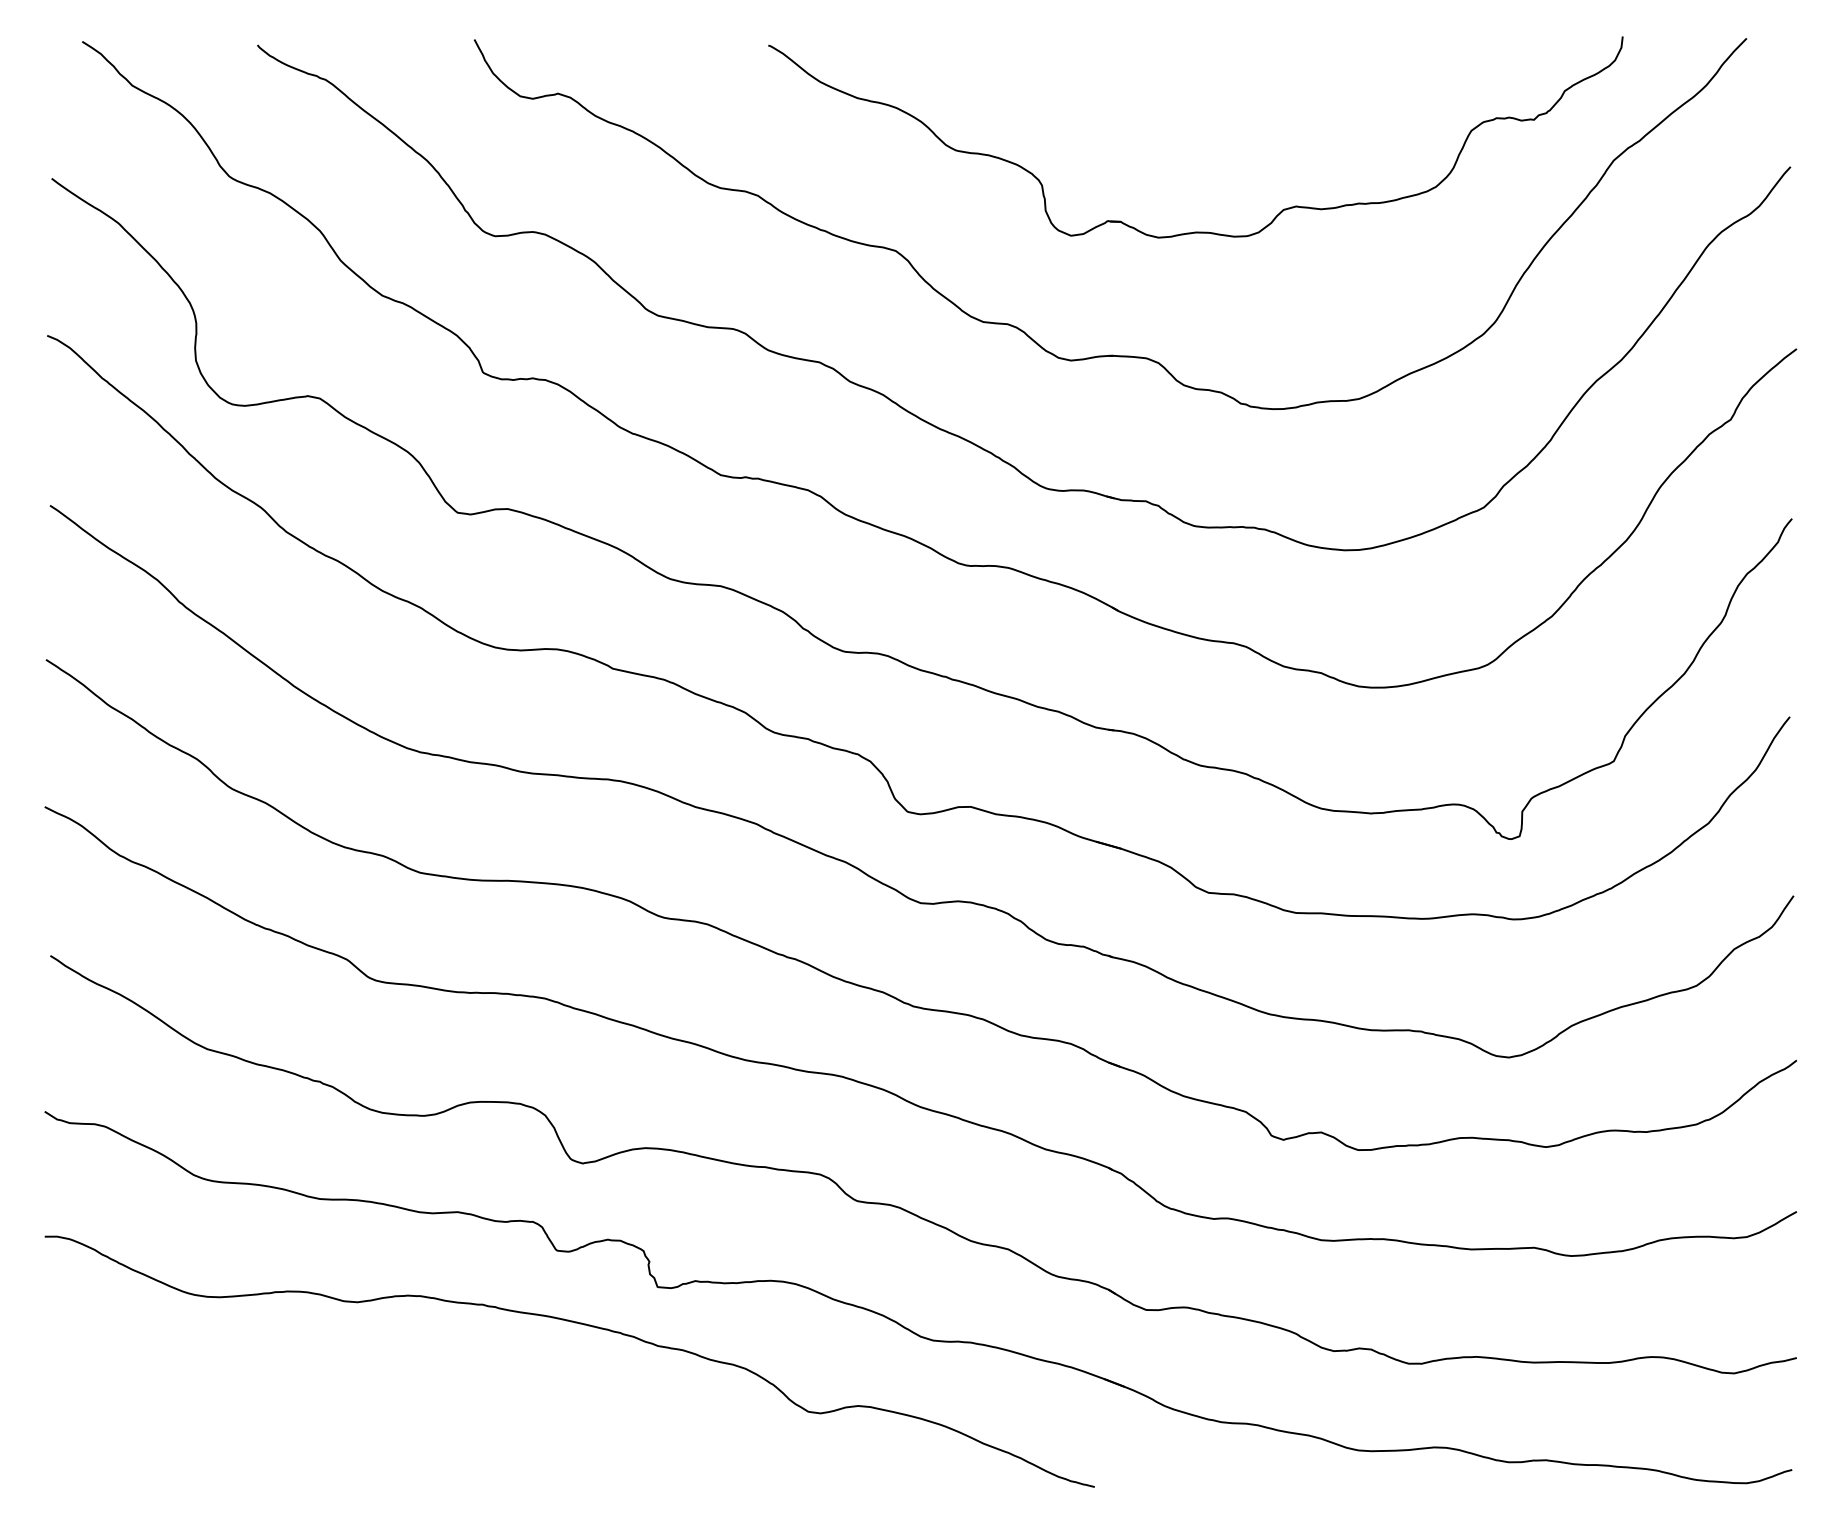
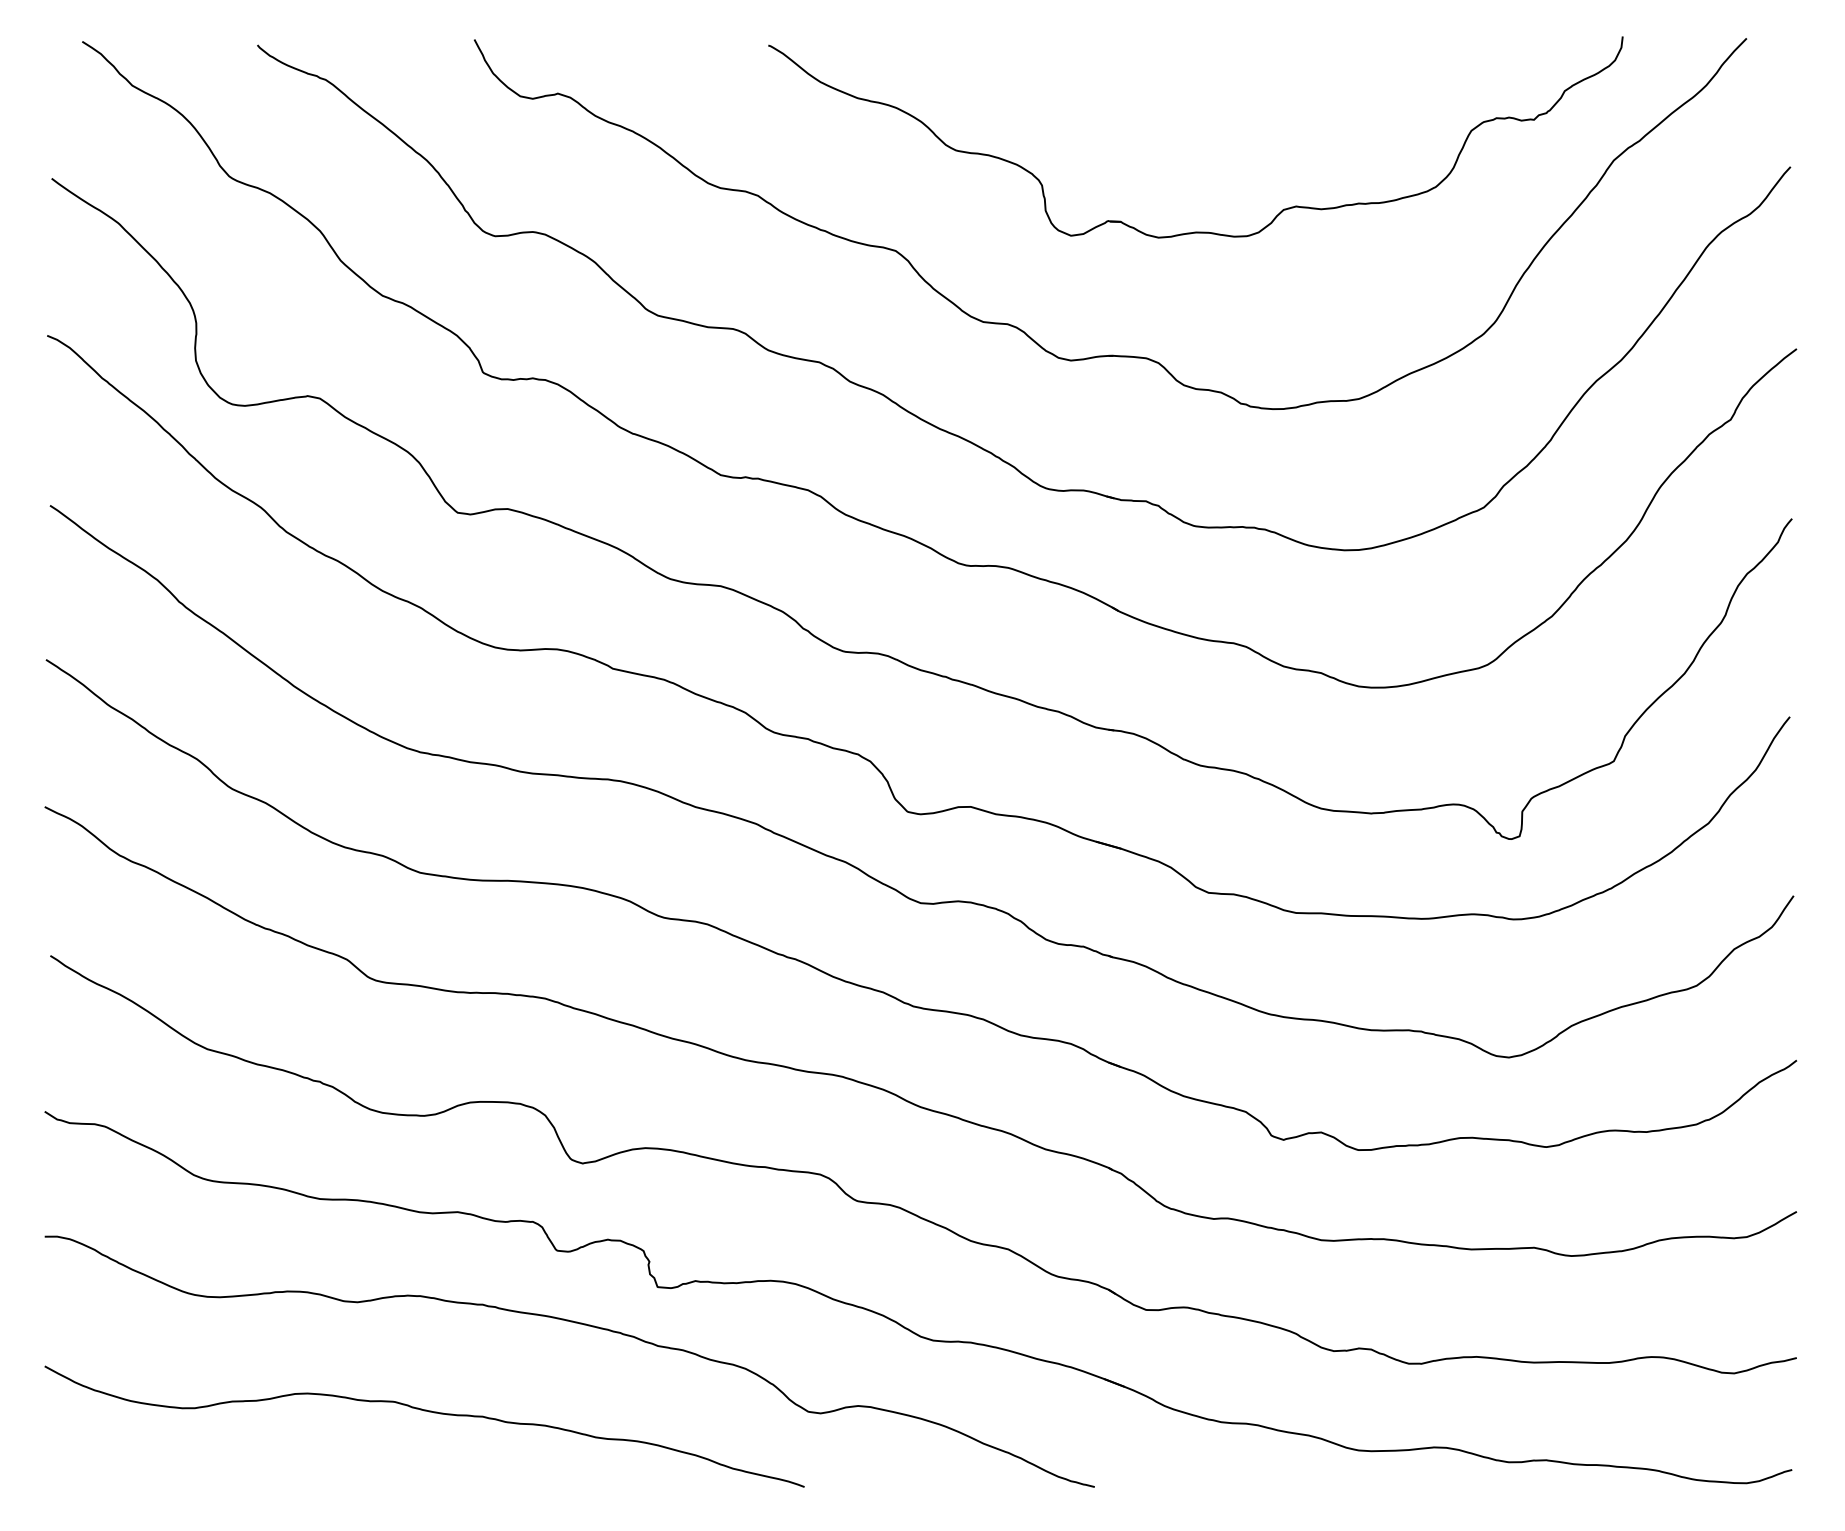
curve: none -> present (429, 1412)
